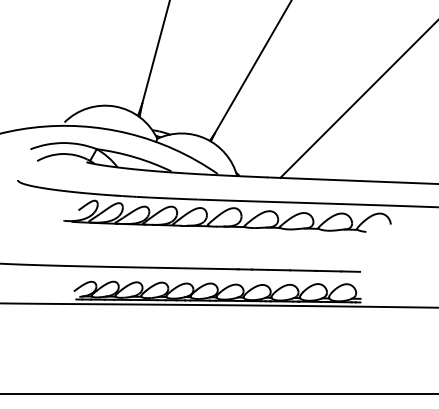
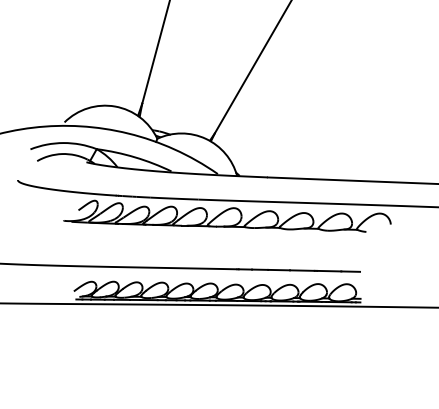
line: present -> none (357, 99)
line: present -> none (218, 393)
